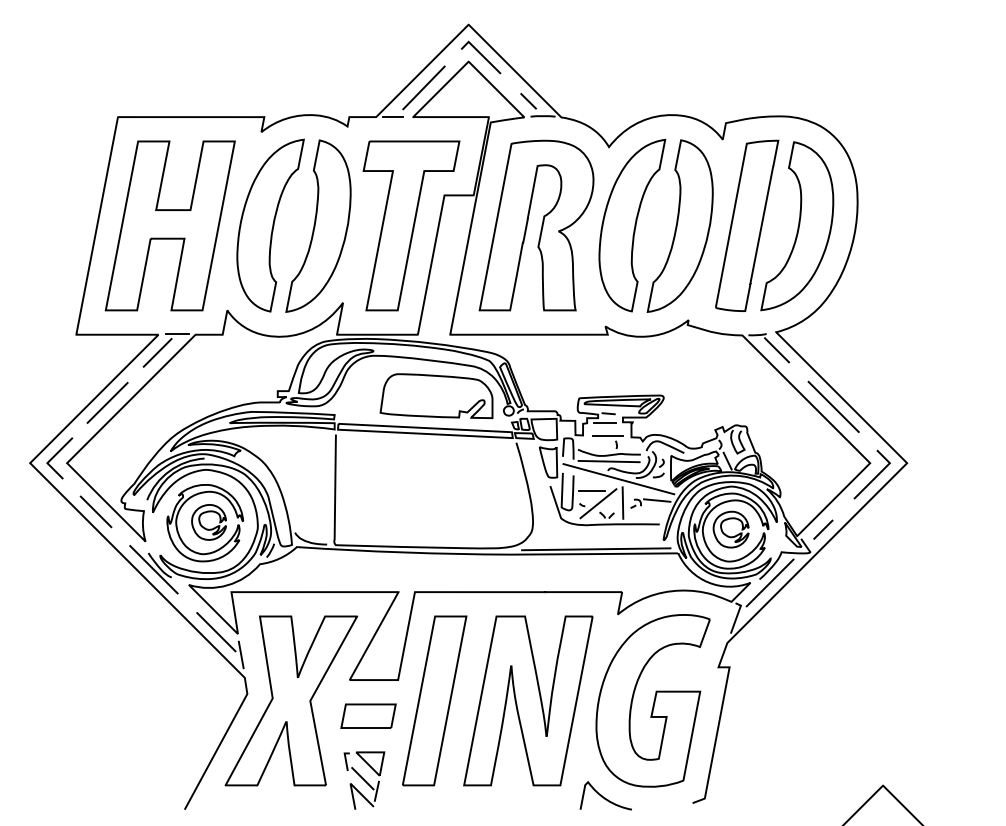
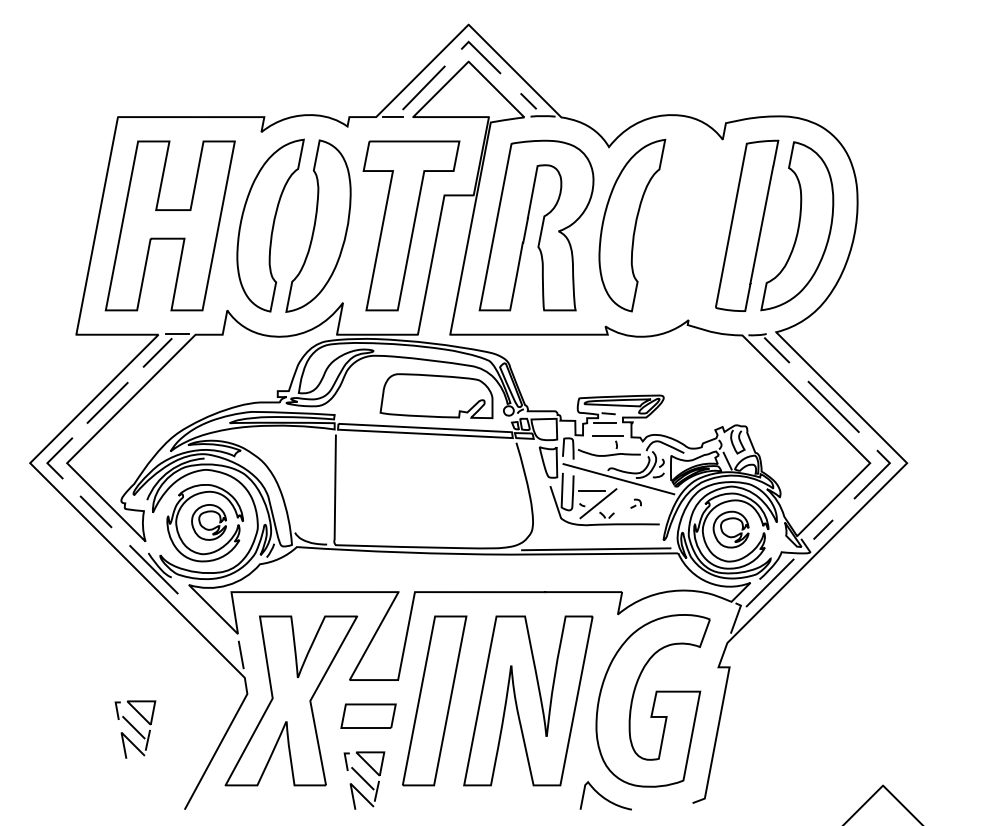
part: present -> none (679, 225)
line: present -> none (608, 461)
line: present -> none (657, 500)
line: present -> none (622, 502)
line: present -> none (216, 632)
part: none -> present (135, 729)
